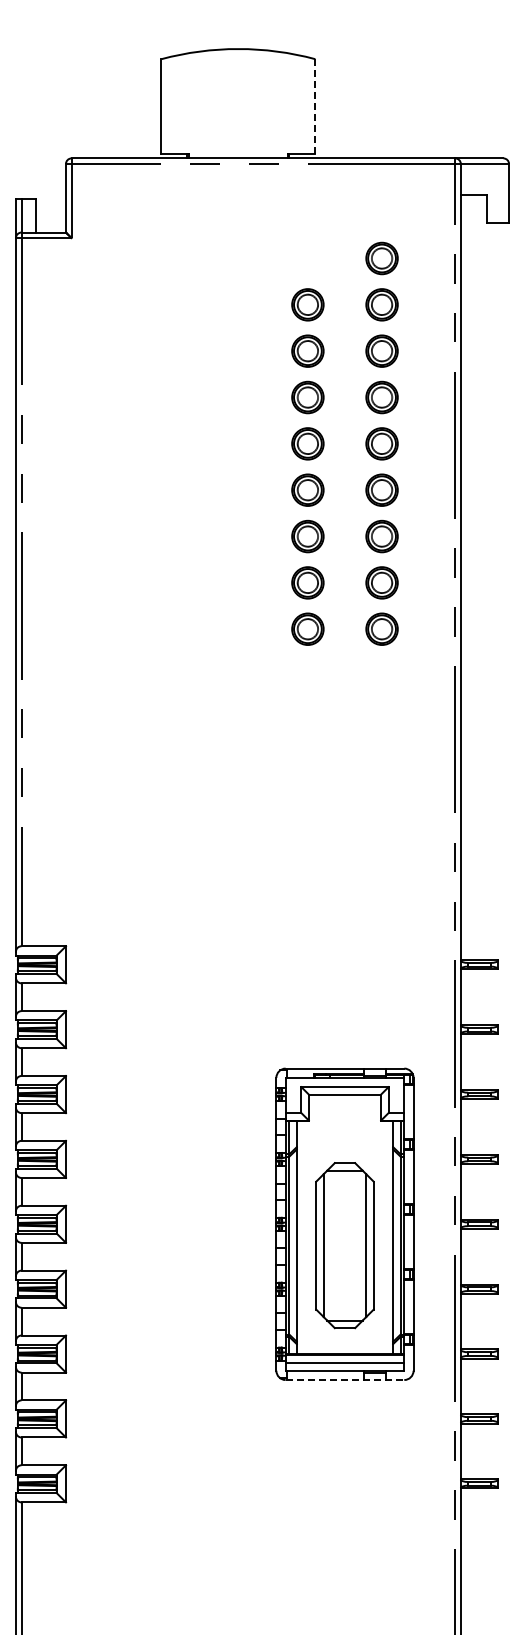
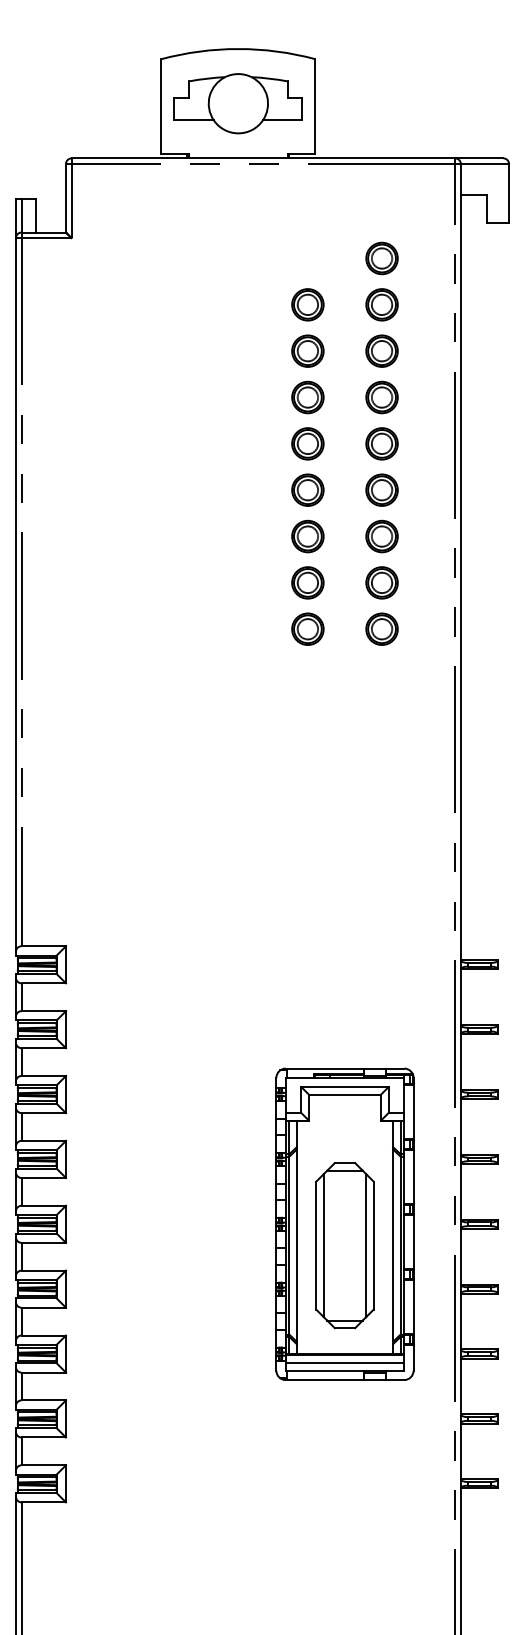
part: none -> present (237, 103)
line: dashed -> solid (315, 105)
line: dashed -> solid (345, 1380)
